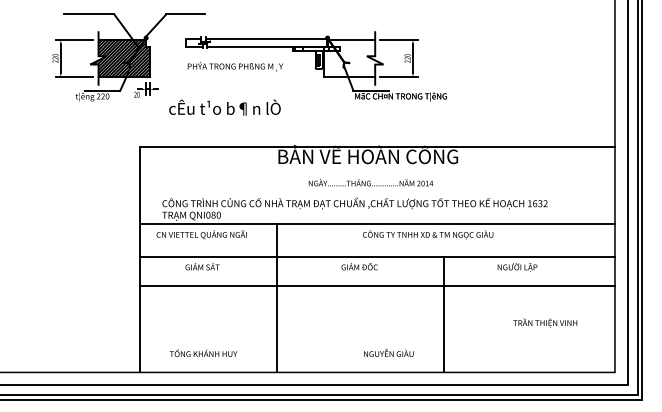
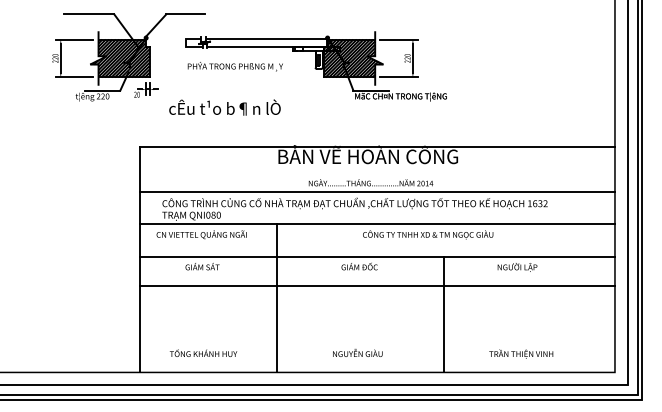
hatch: none -> present (352, 58)
line: none -> present (377, 192)
text position: (545, 322) -> (521, 353) (521, 353)
text position: (388, 352) -> (357, 352) (357, 352)
